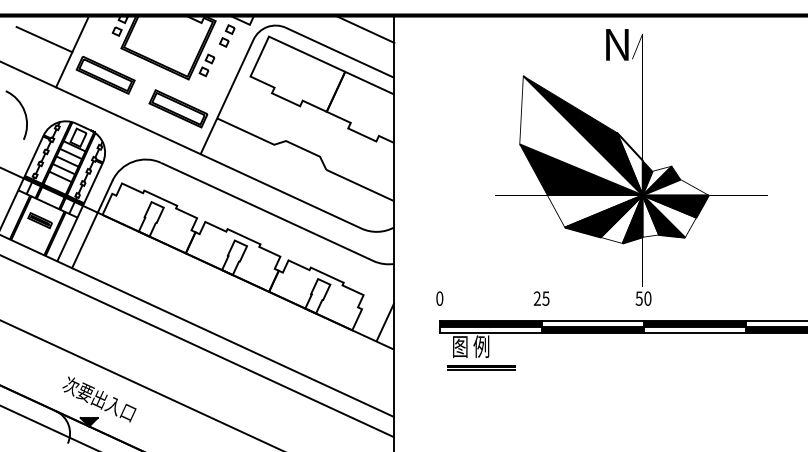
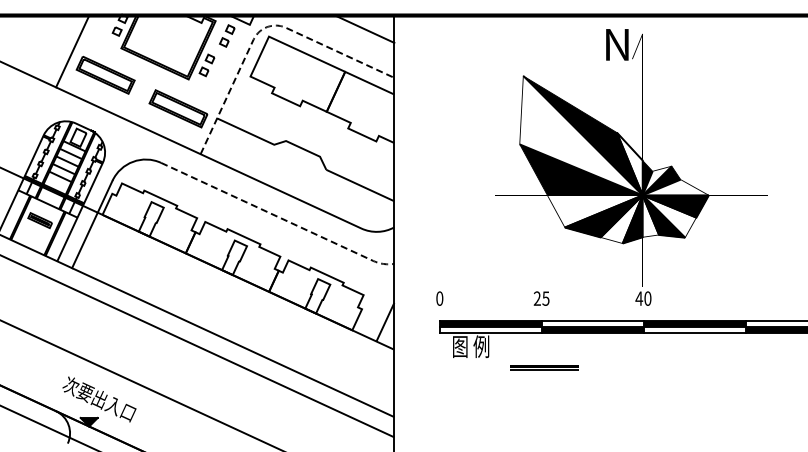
line: solid -> dashed (264, 28)
line: present -> none (44, 39)
arc: present -> none (23, 111)
line: solid -> dashed (279, 217)
text: 50 -> 40 (639, 298)
part position: (481, 367) -> (544, 367) (544, 367)
